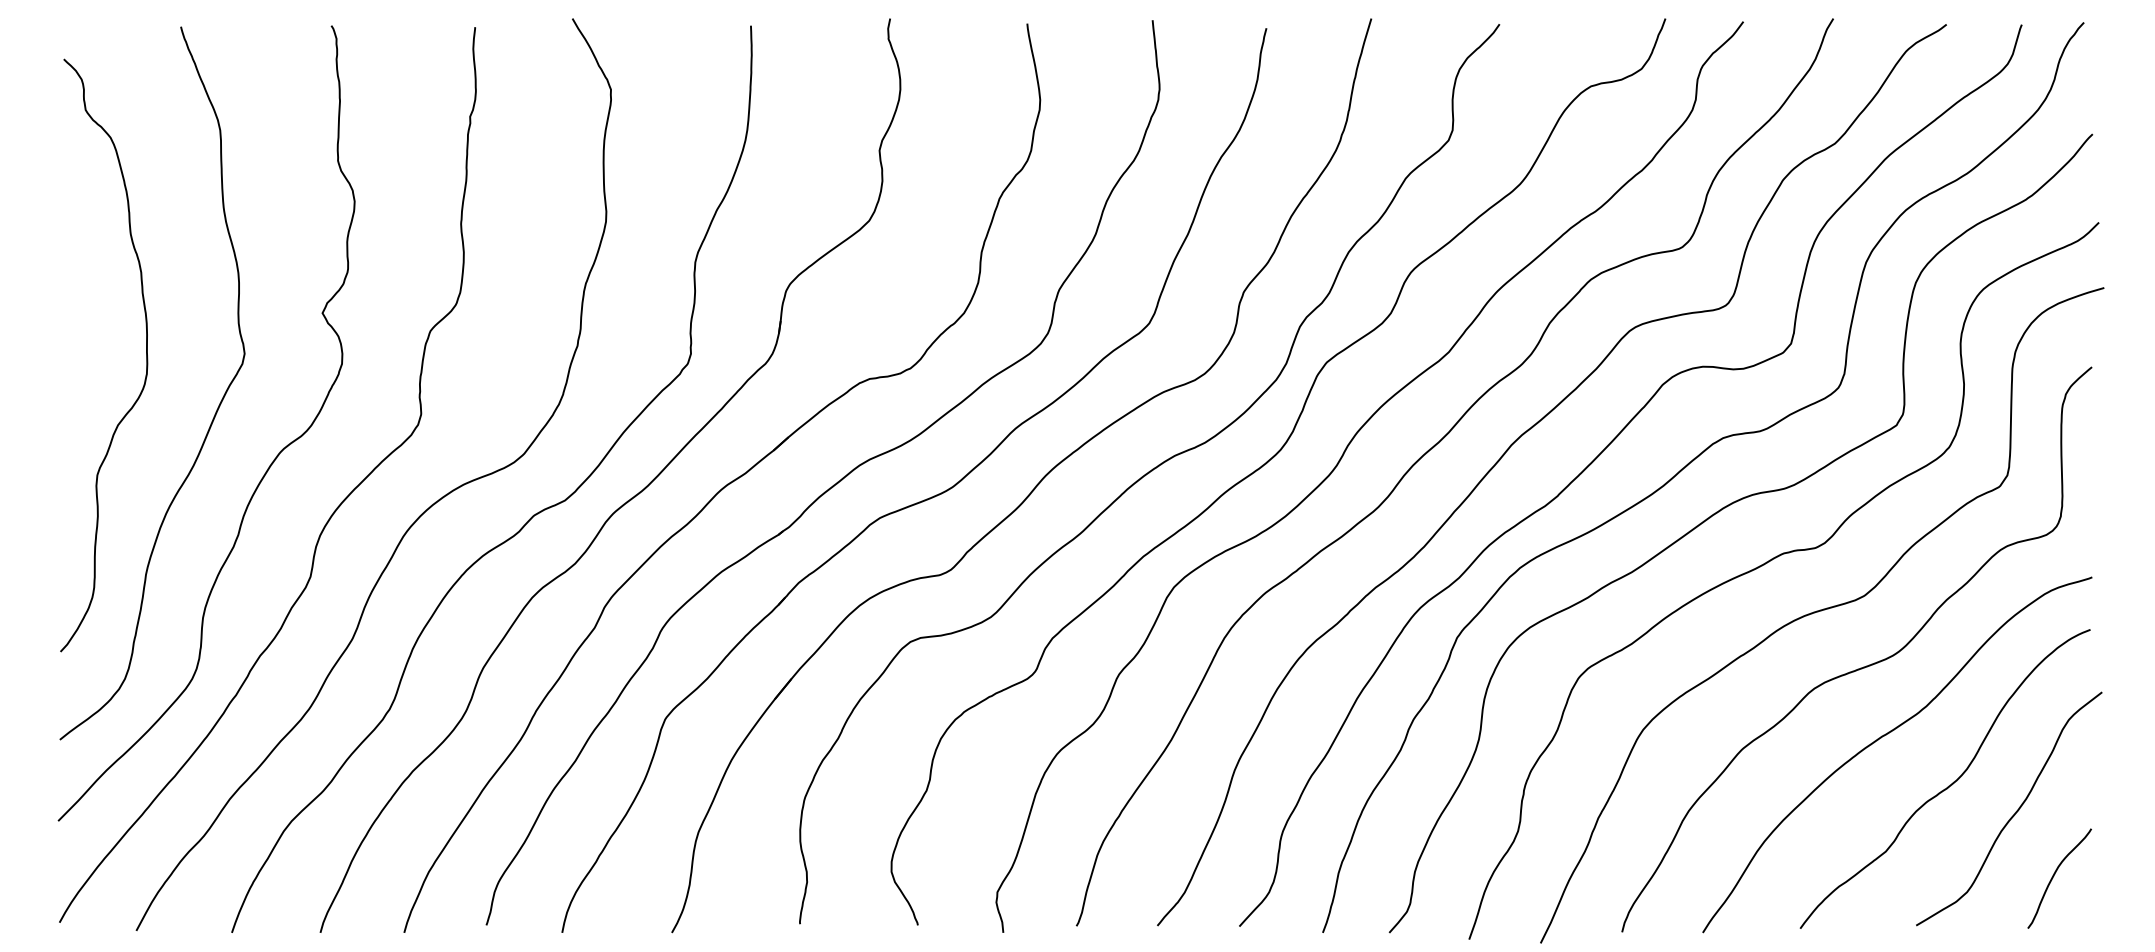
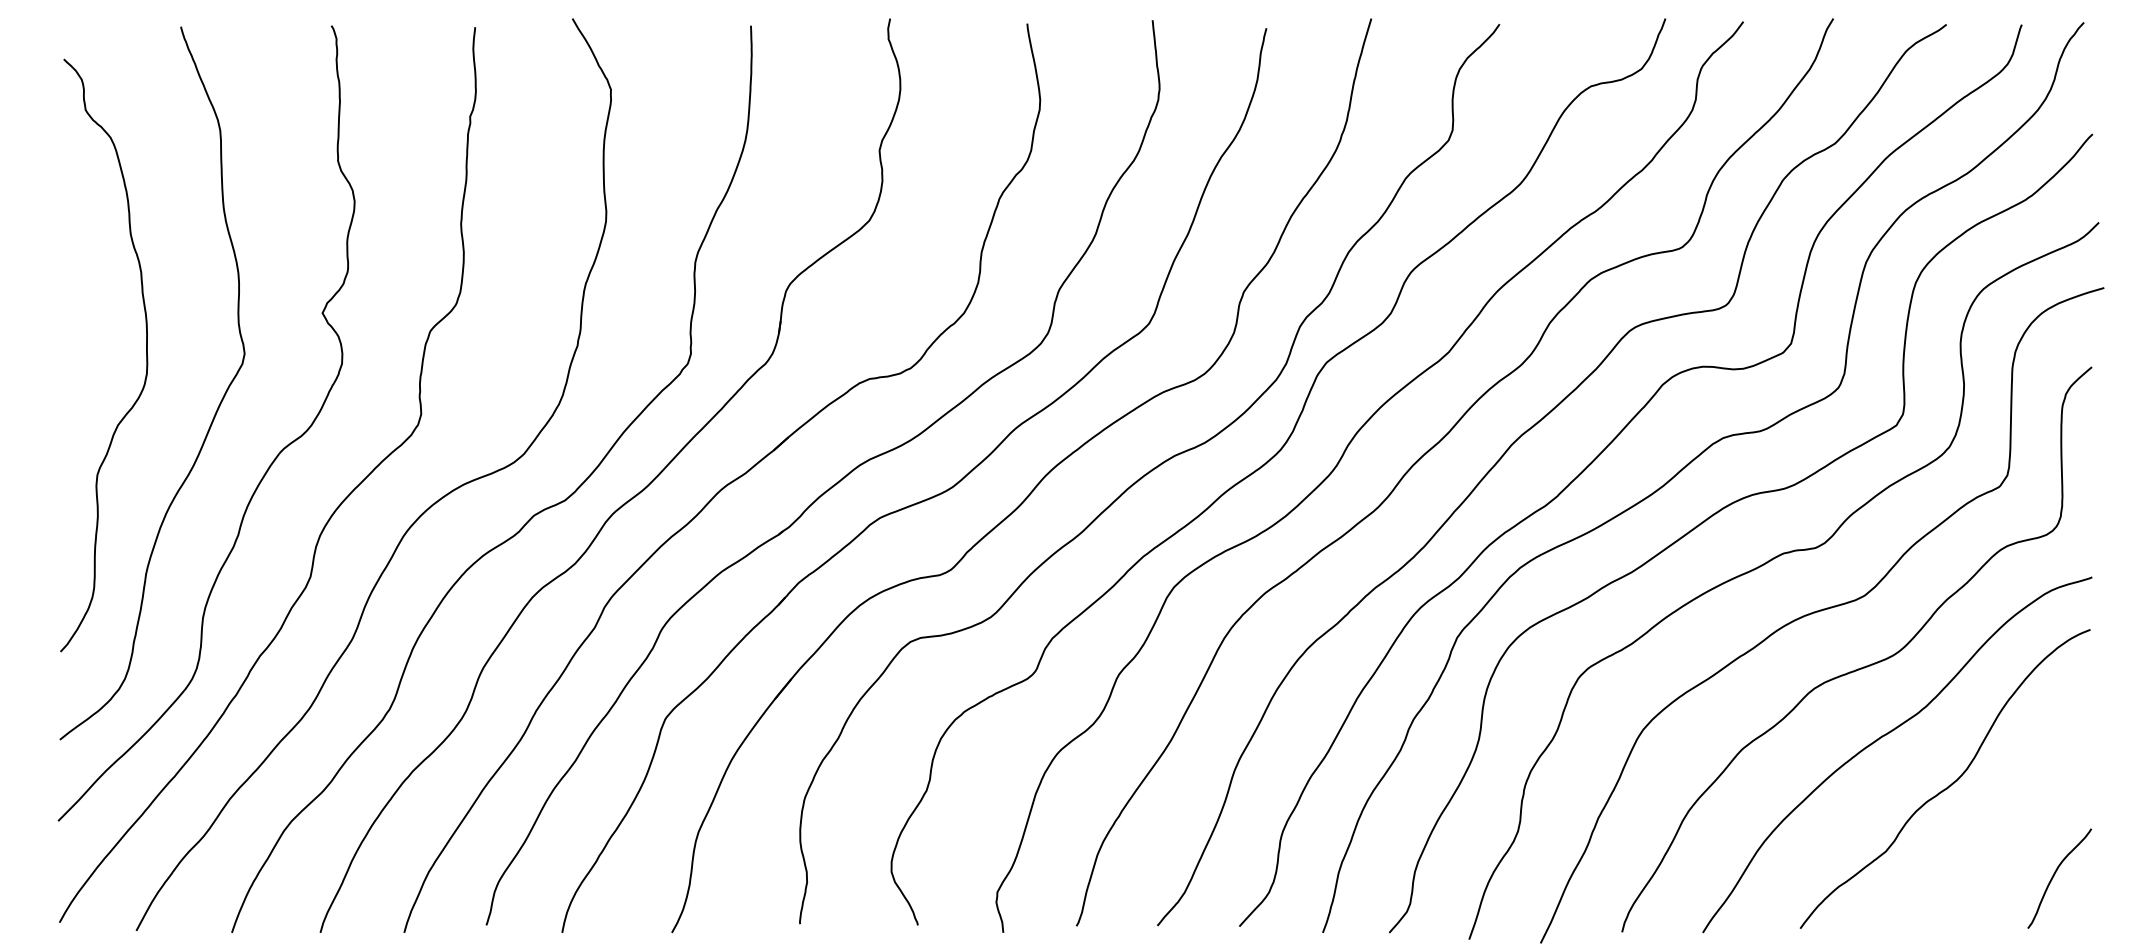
curve: present -> none (2015, 811)
